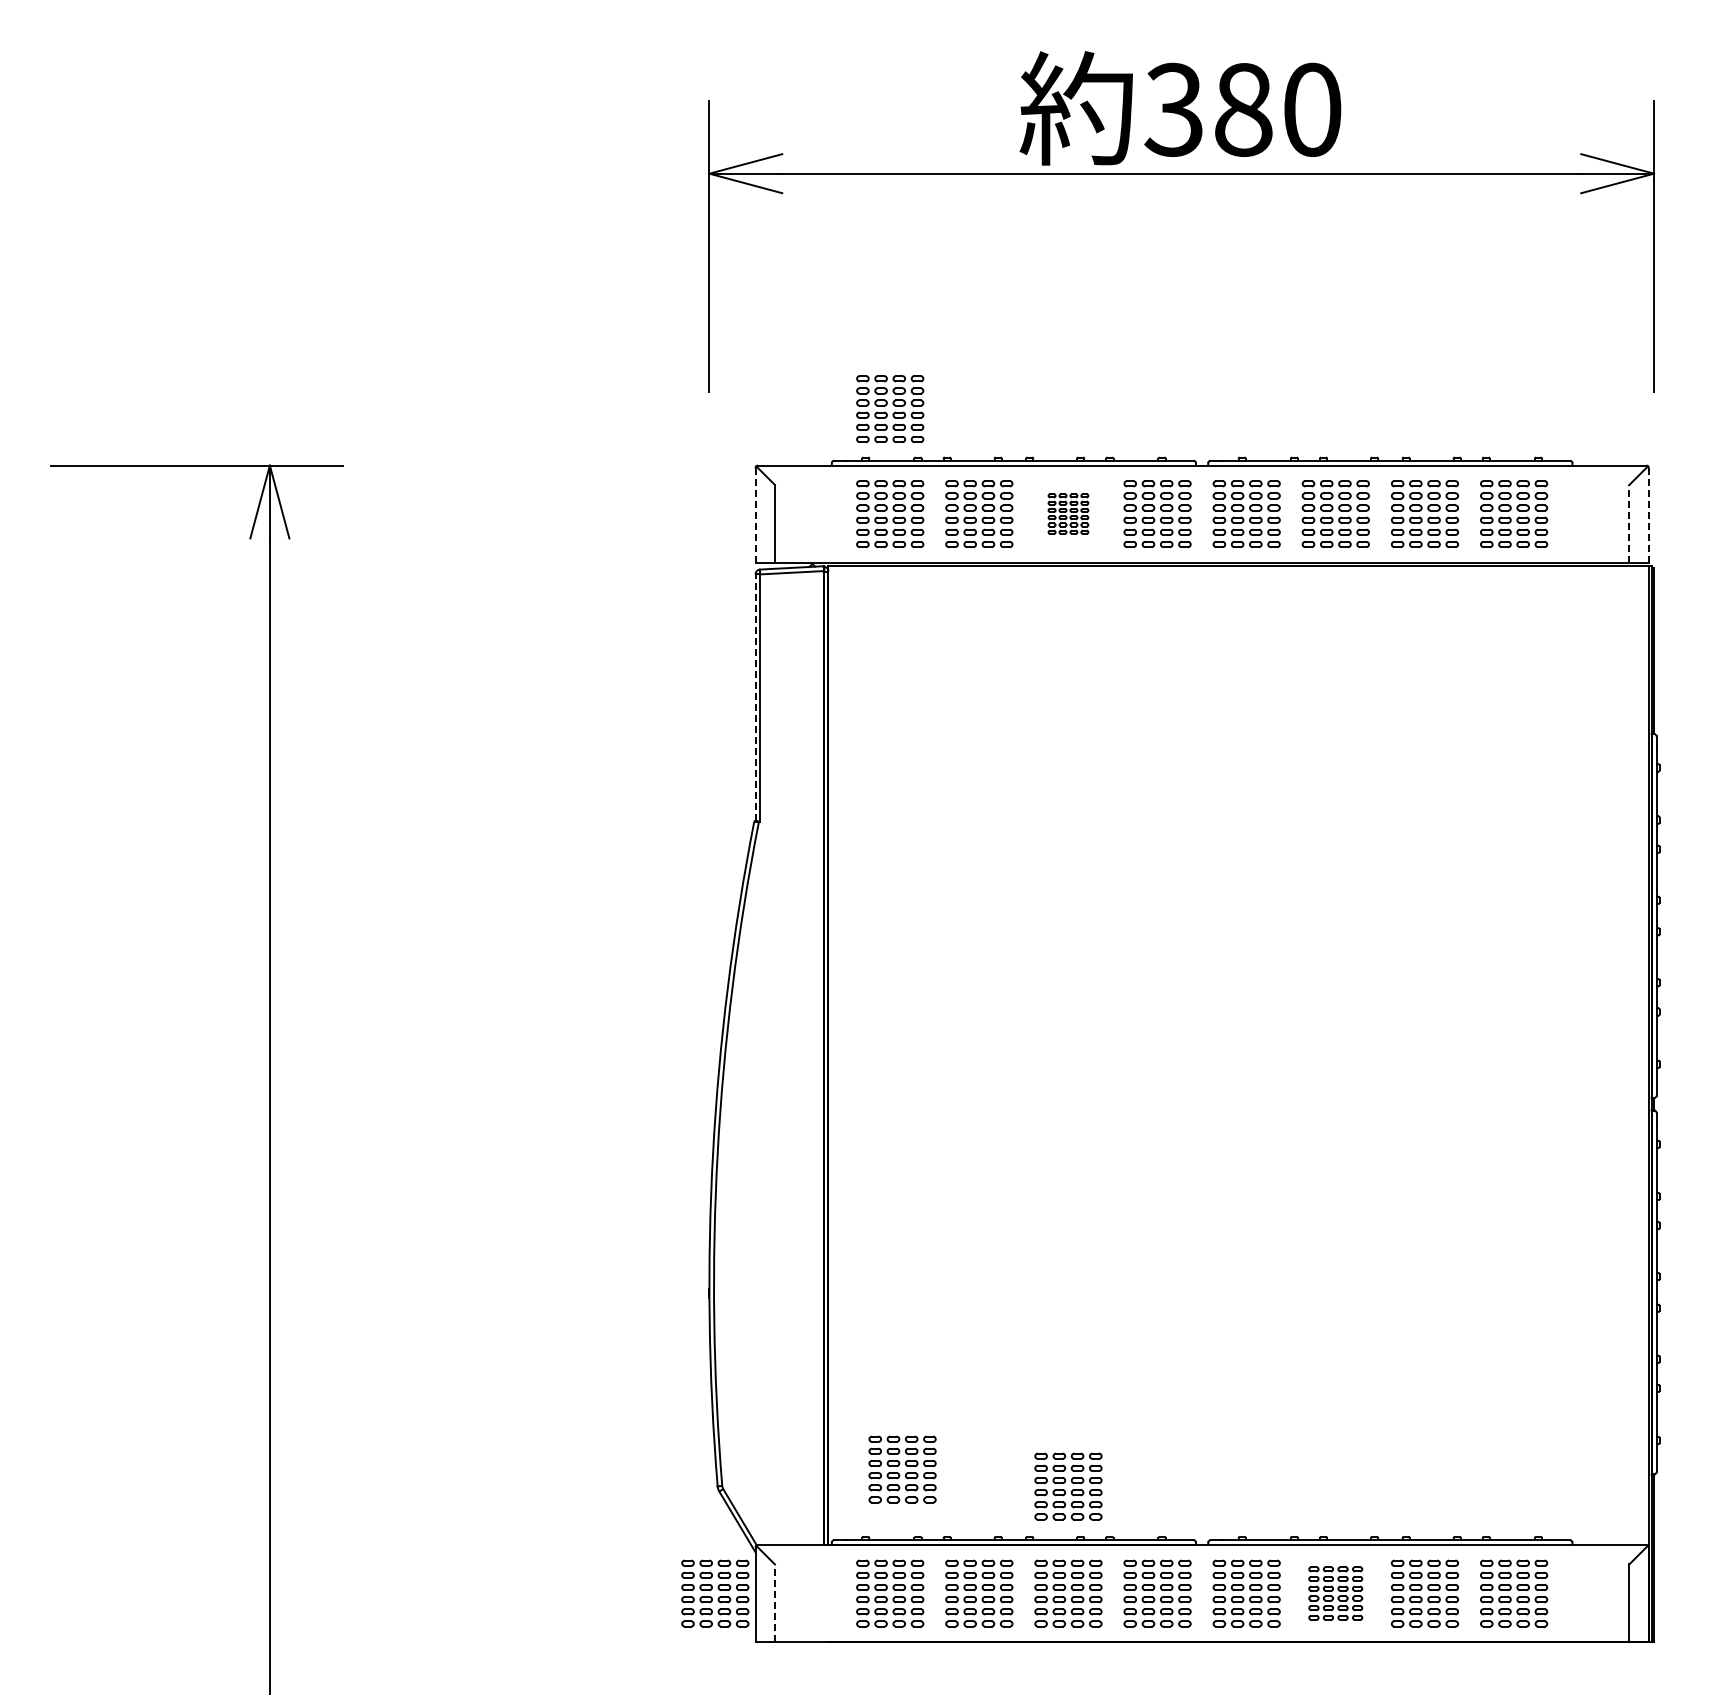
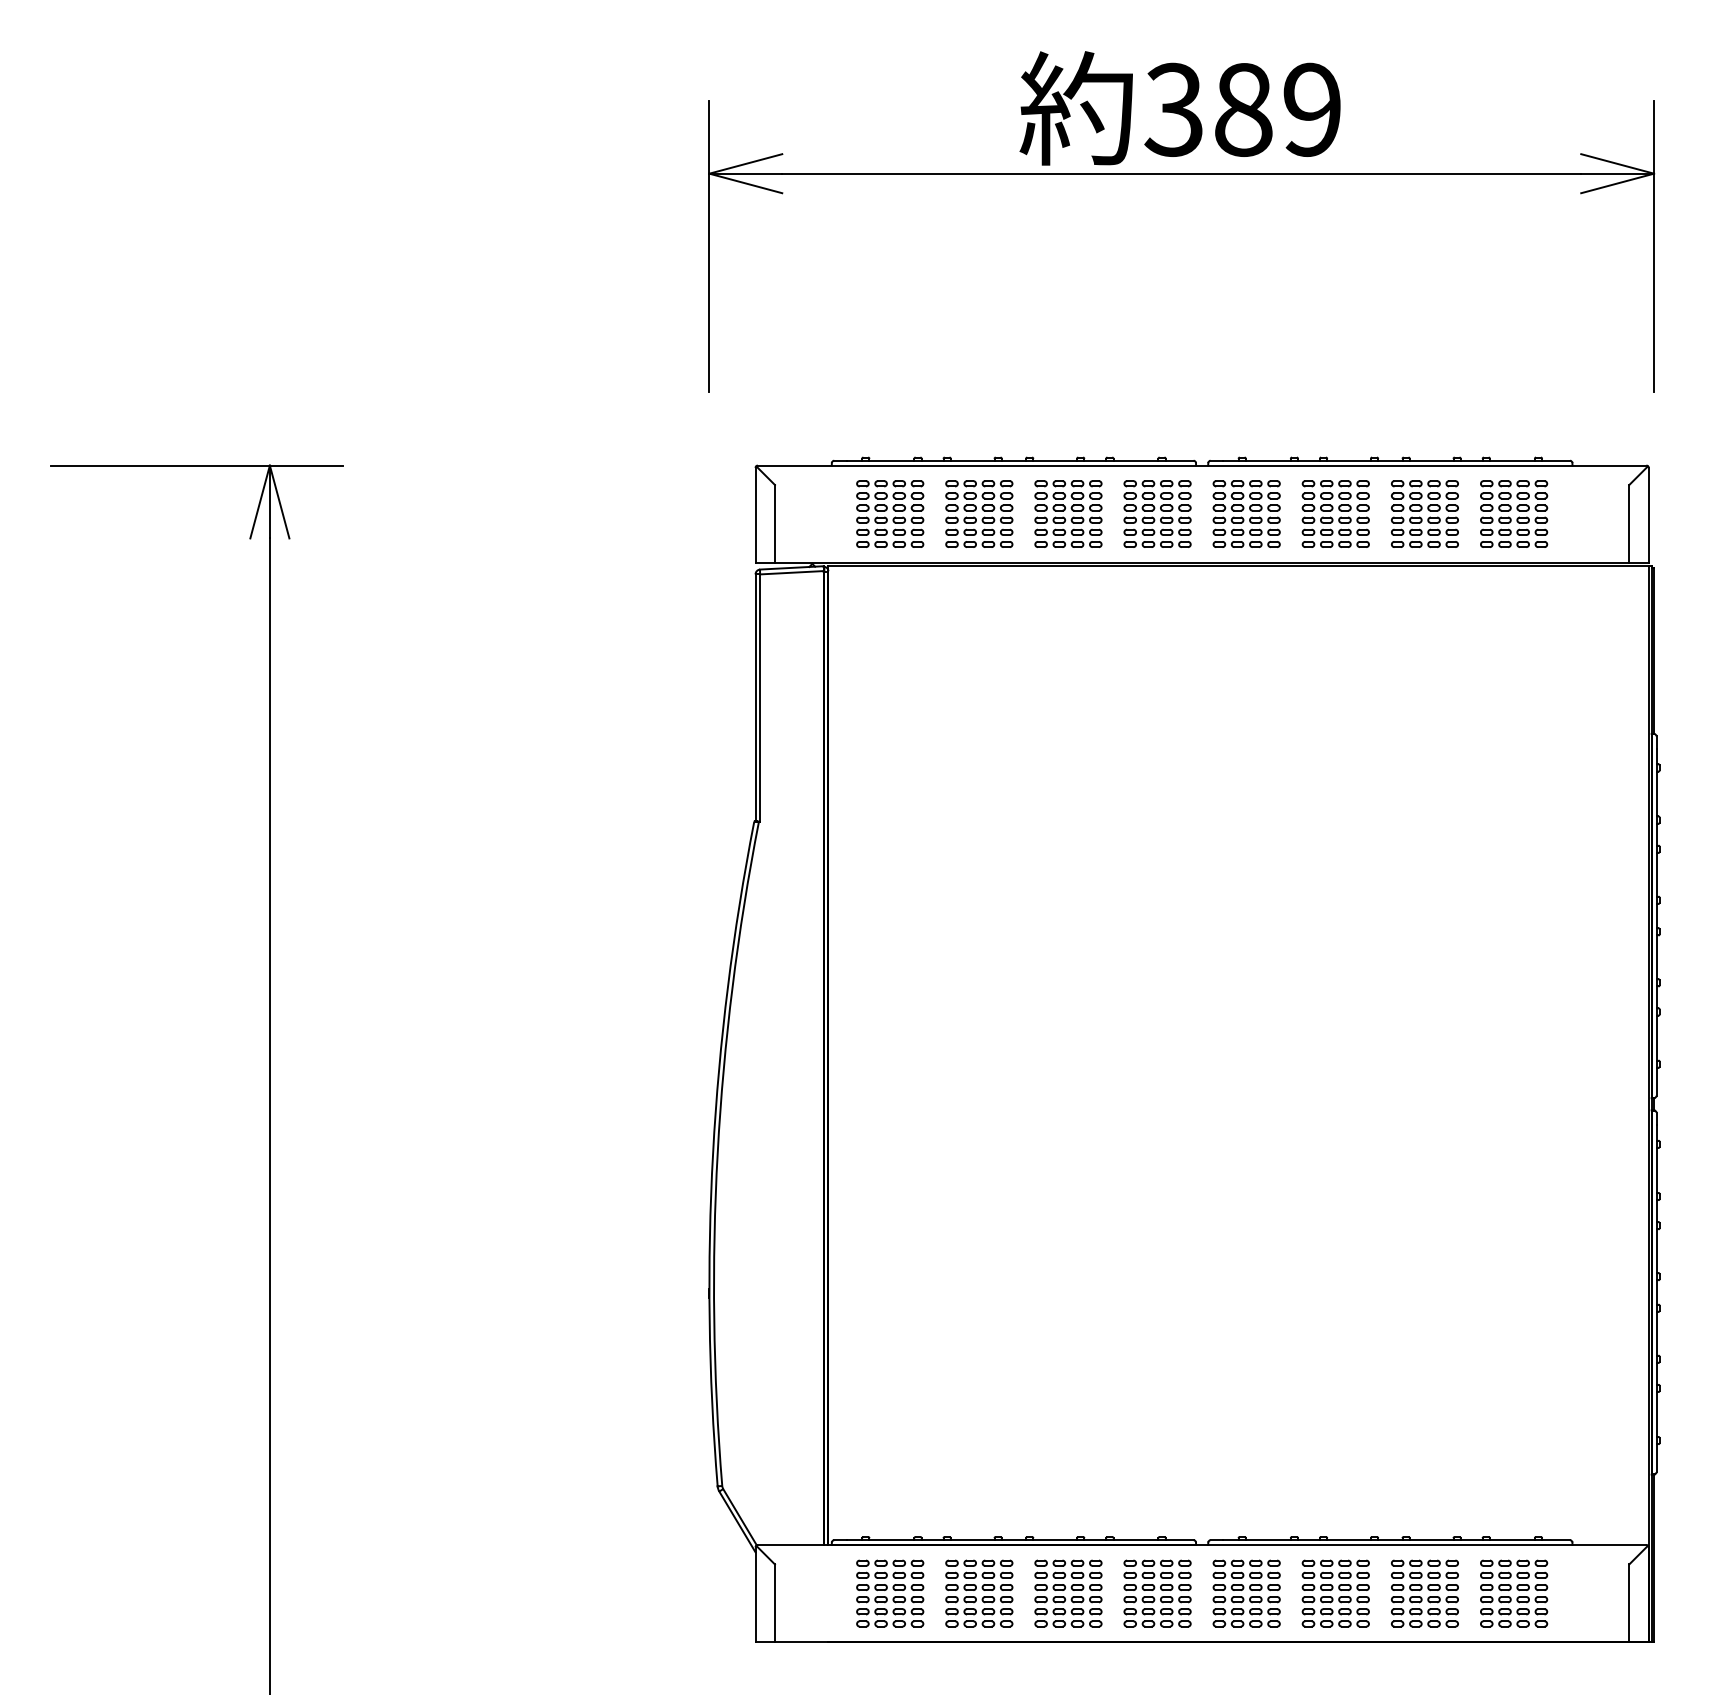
text: 380 -> 389 (1312, 109)
part: present -> none (890, 408)
part size: 43x42 px -> 69x68 px (1068, 513)
line: dashed -> solid (1648, 514)
line: dashed -> solid (755, 515)
line: dashed -> solid (1629, 523)
line: dashed -> solid (755, 697)
part: present -> none (902, 1469)
part: present -> none (1068, 1486)
part: present -> none (715, 1593)
part size: 56x55 px -> 69x69 px (1335, 1593)
line: dashed -> solid (774, 1603)
